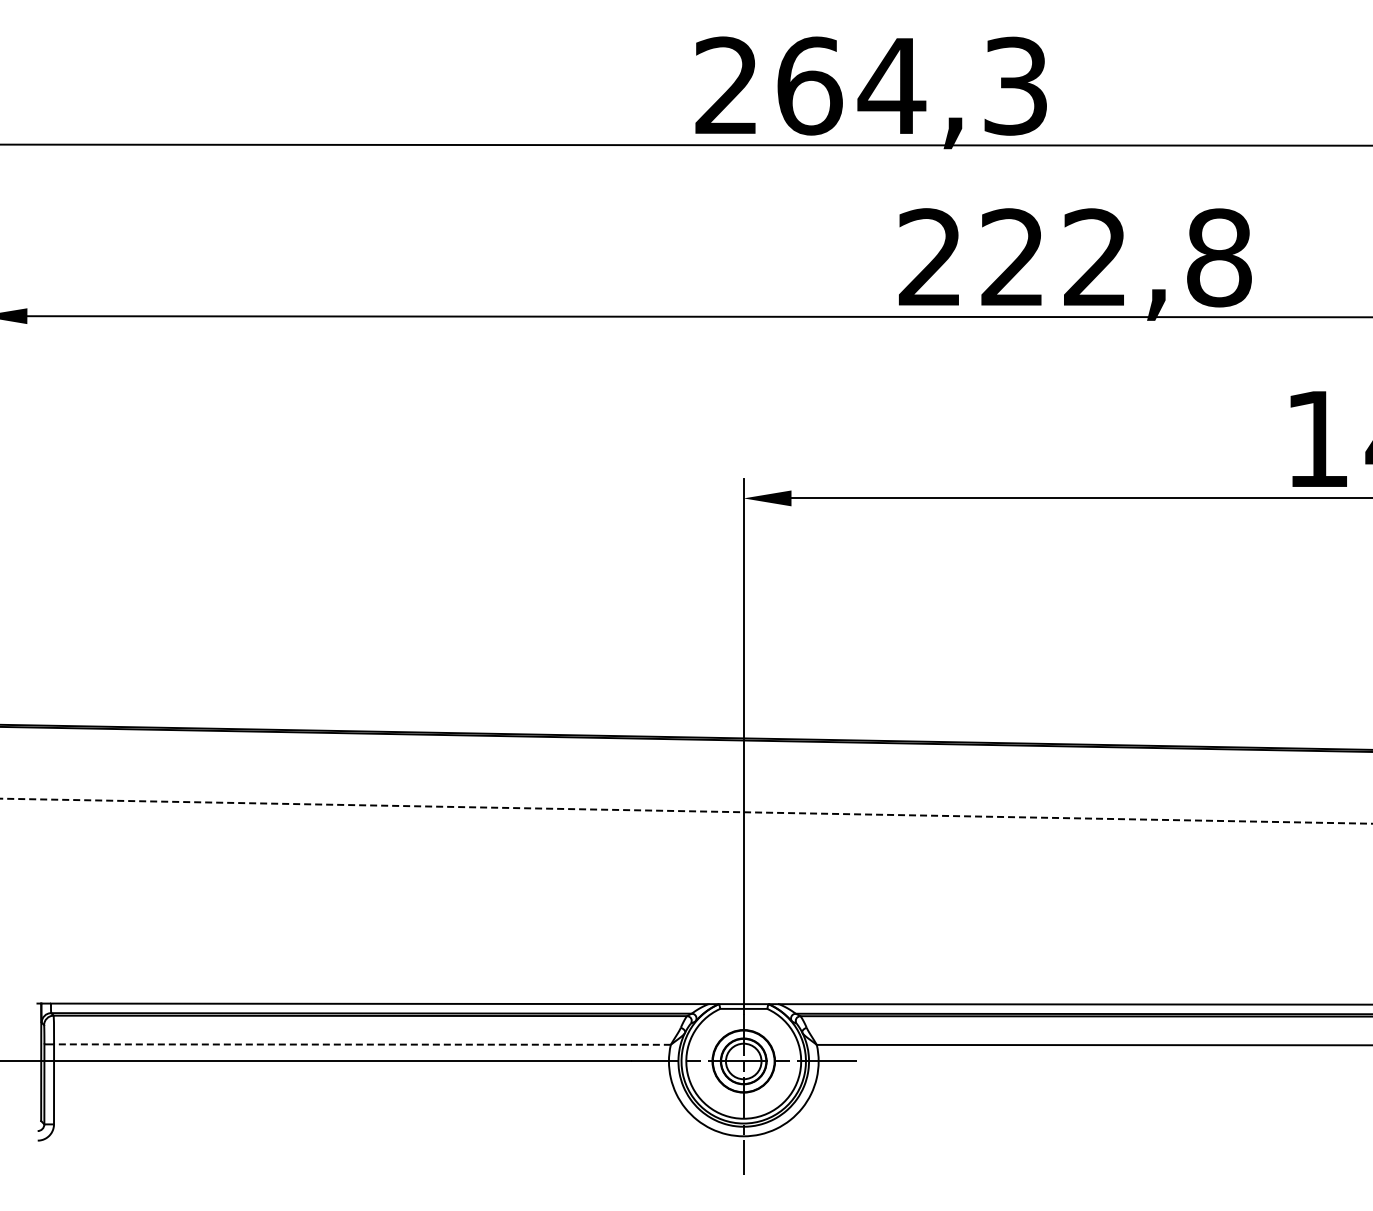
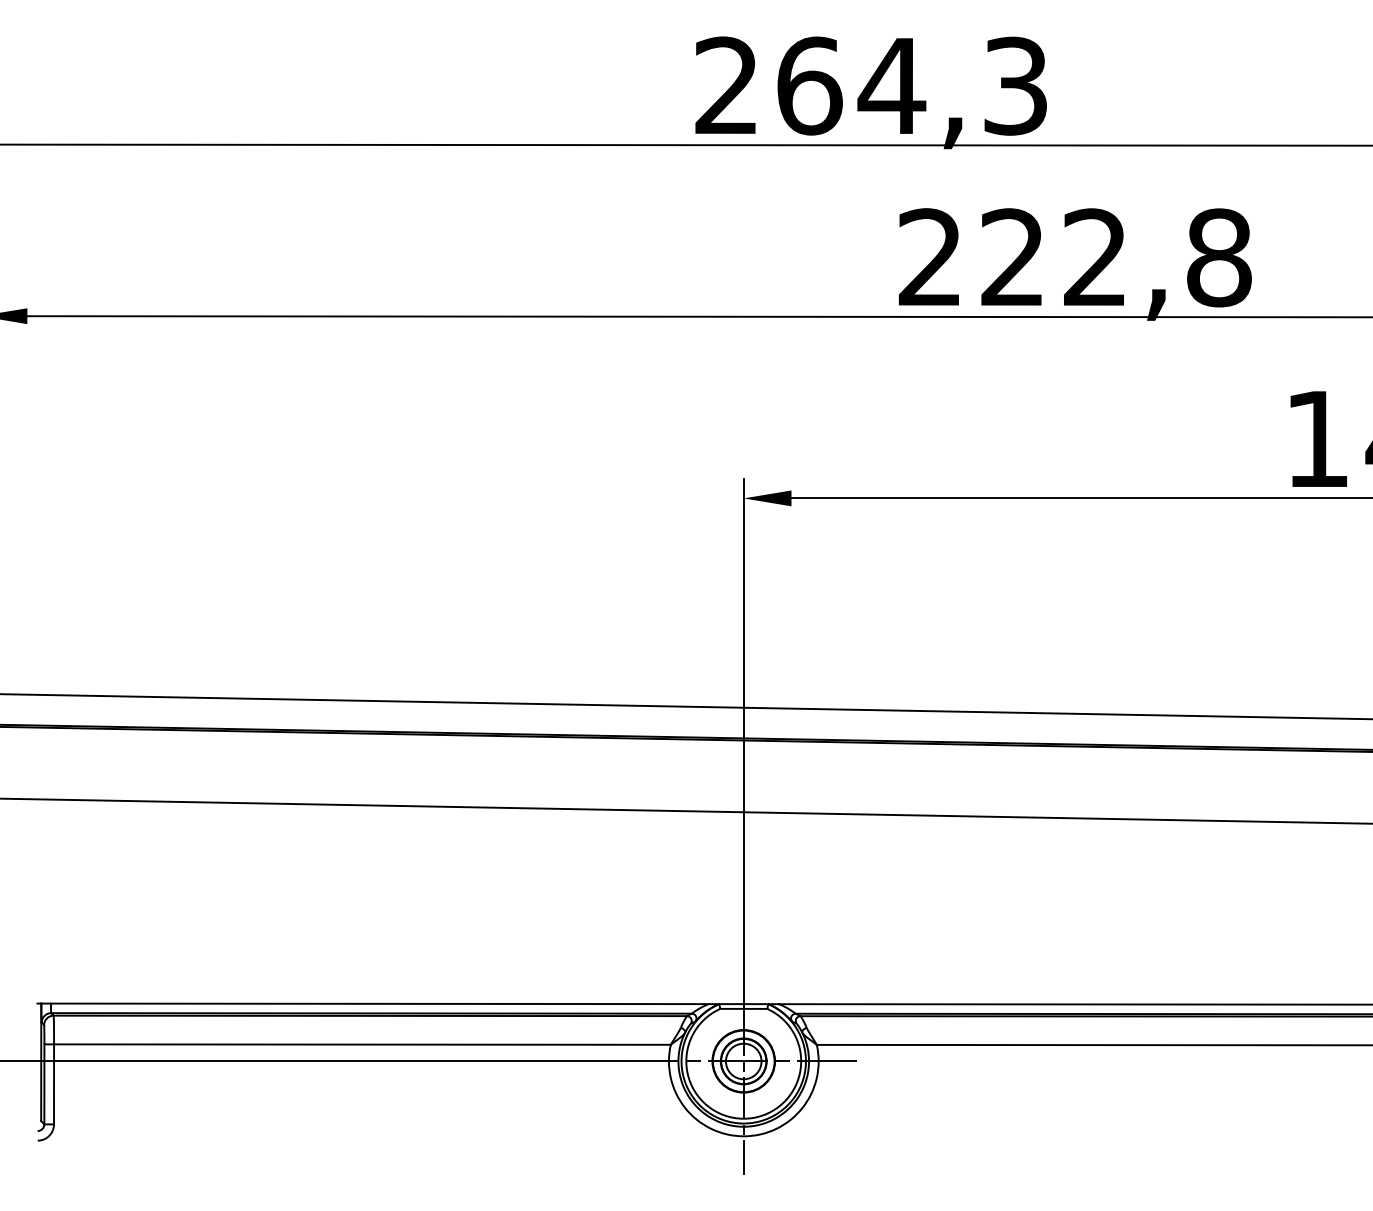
line: none -> present (685, 706)
line: dashed -> solid (686, 811)
line: dashed -> solid (361, 1044)
